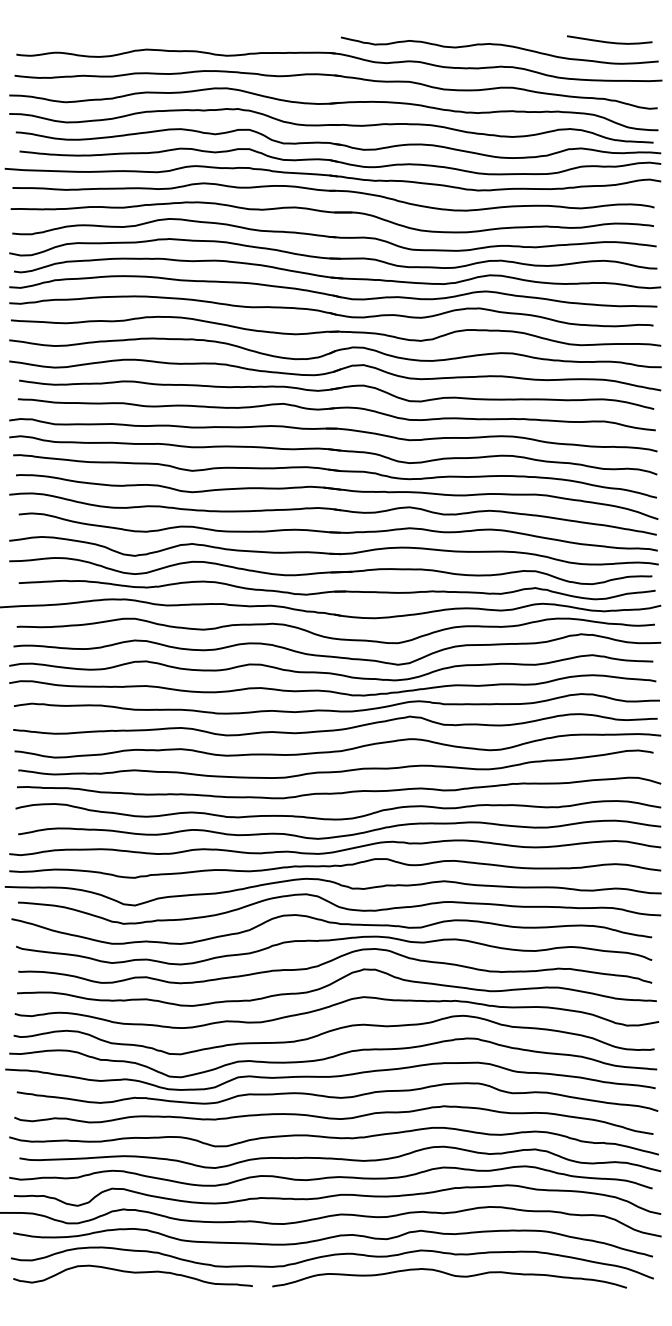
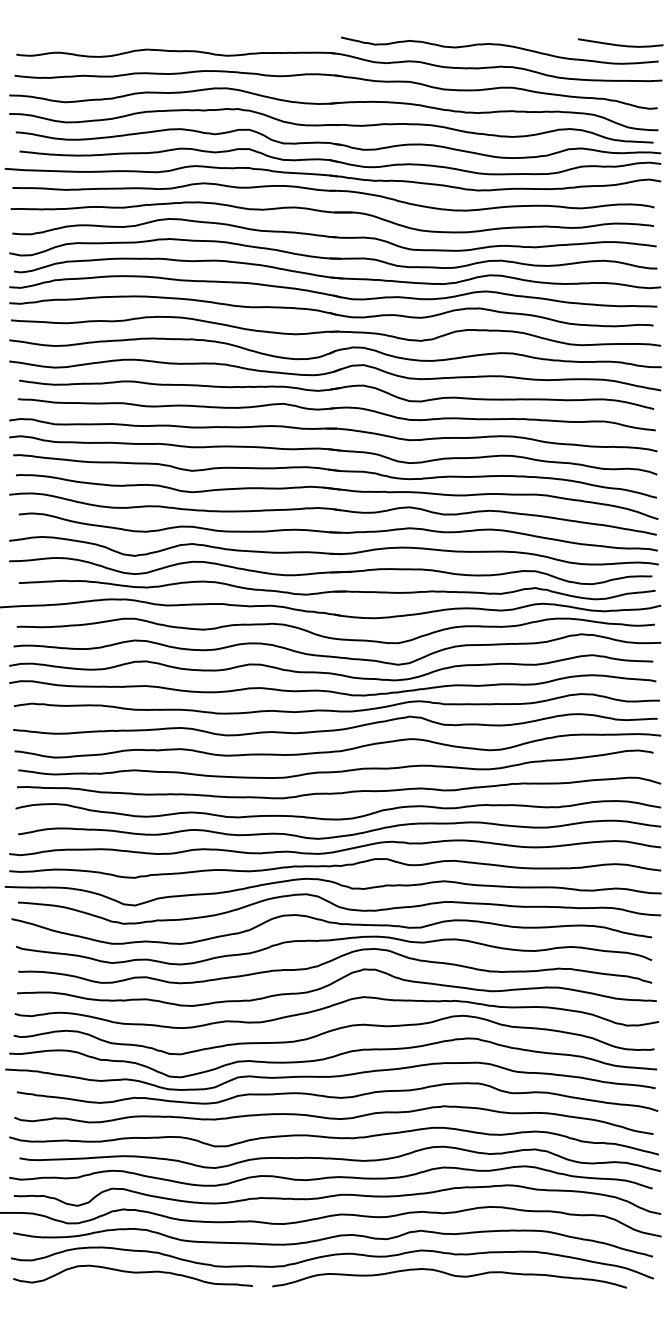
curve position: (609, 41) -> (620, 44) (620, 44)
